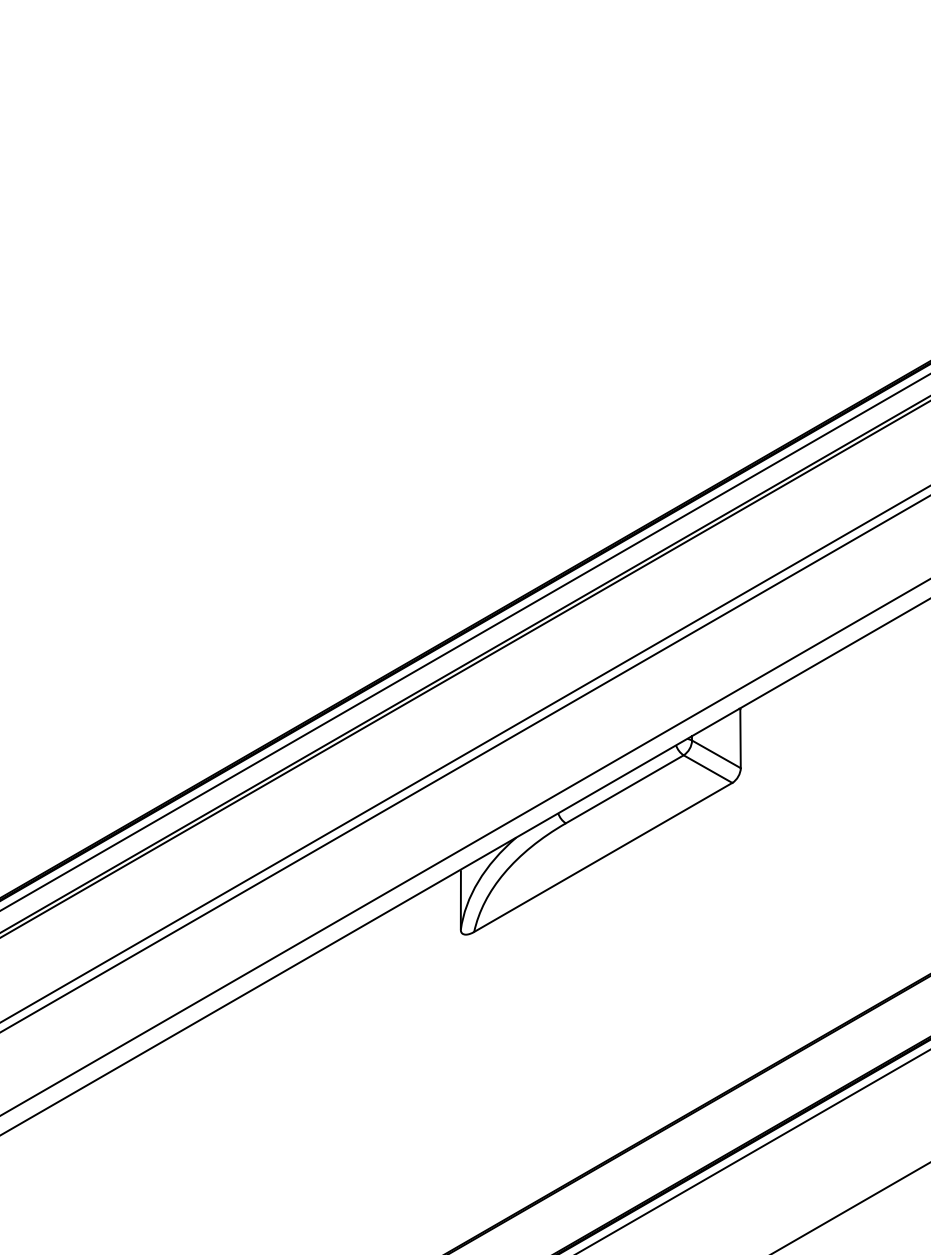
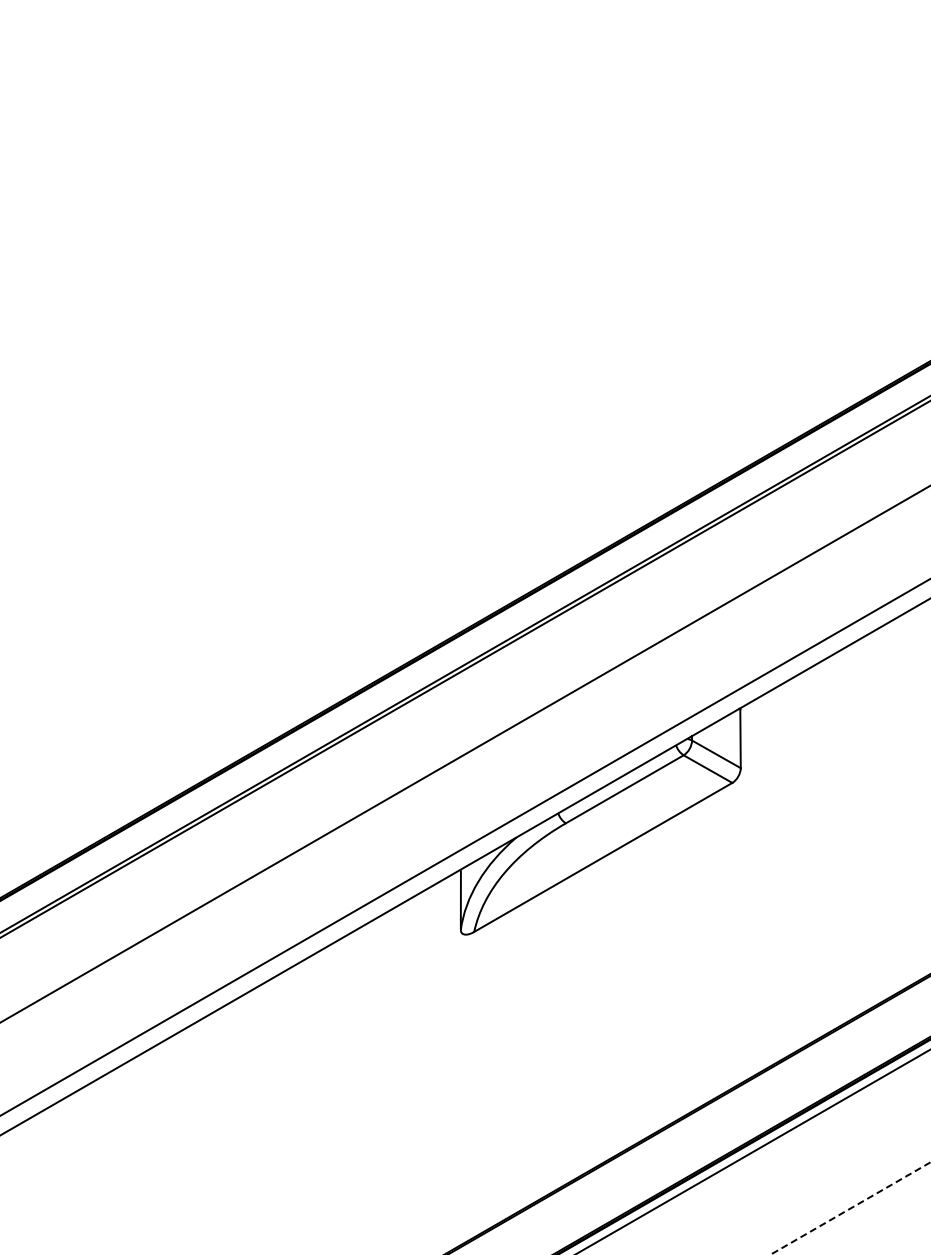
line: present -> none (464, 642)
line: present -> none (464, 764)
line: solid -> dashed (850, 1208)
